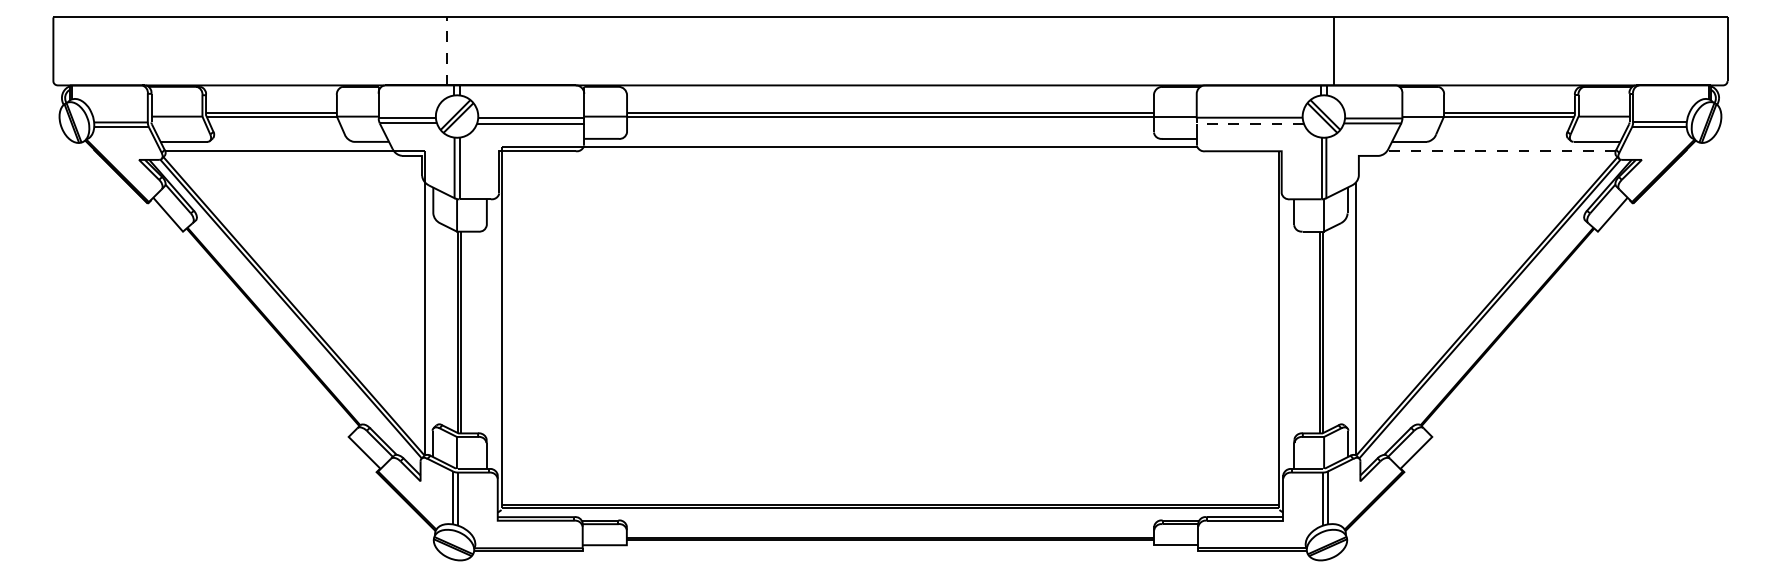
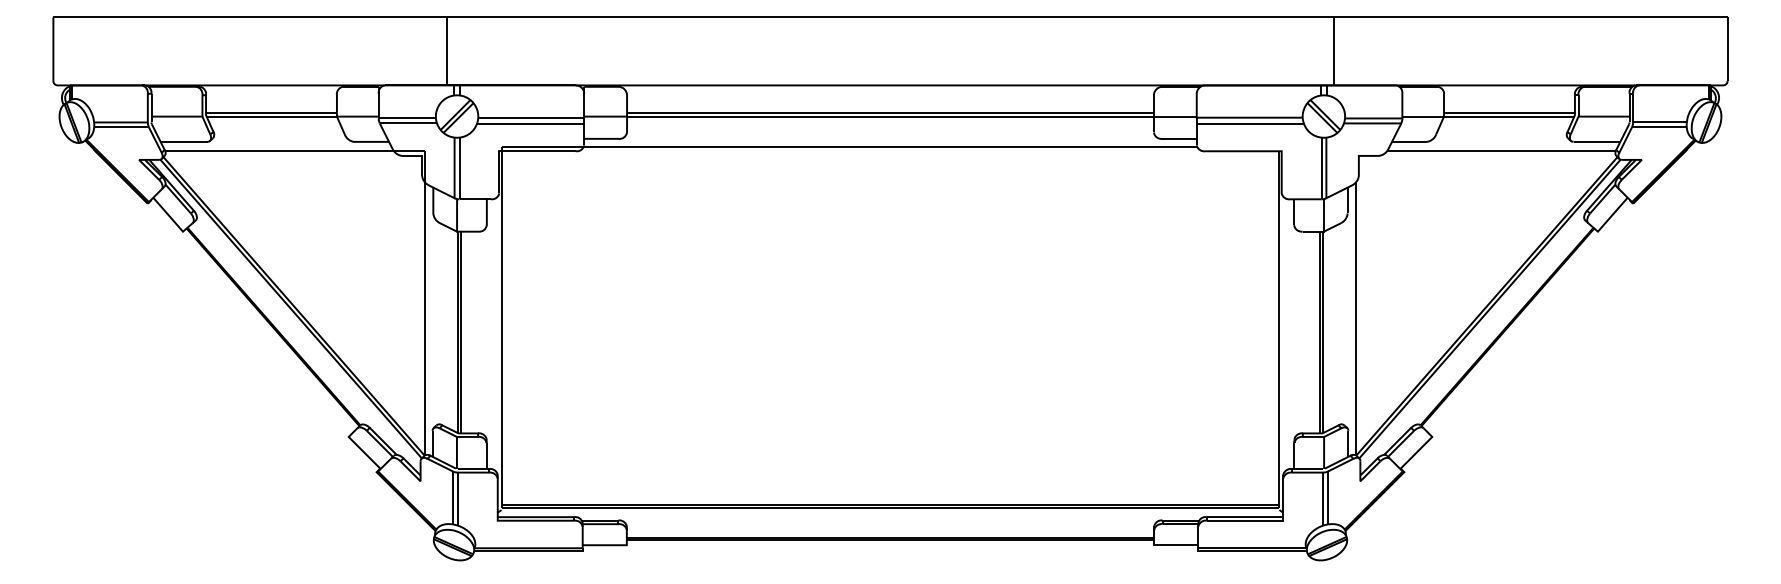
line: dashed -> solid (446, 51)
line: dashed -> solid (1246, 123)
line: dashed -> solid (1500, 151)
